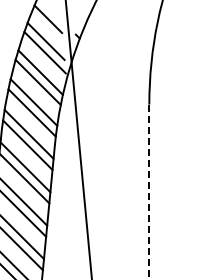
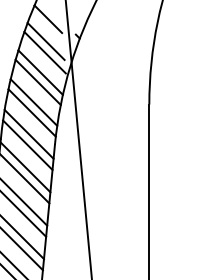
line: dashed -> solid (149, 192)
